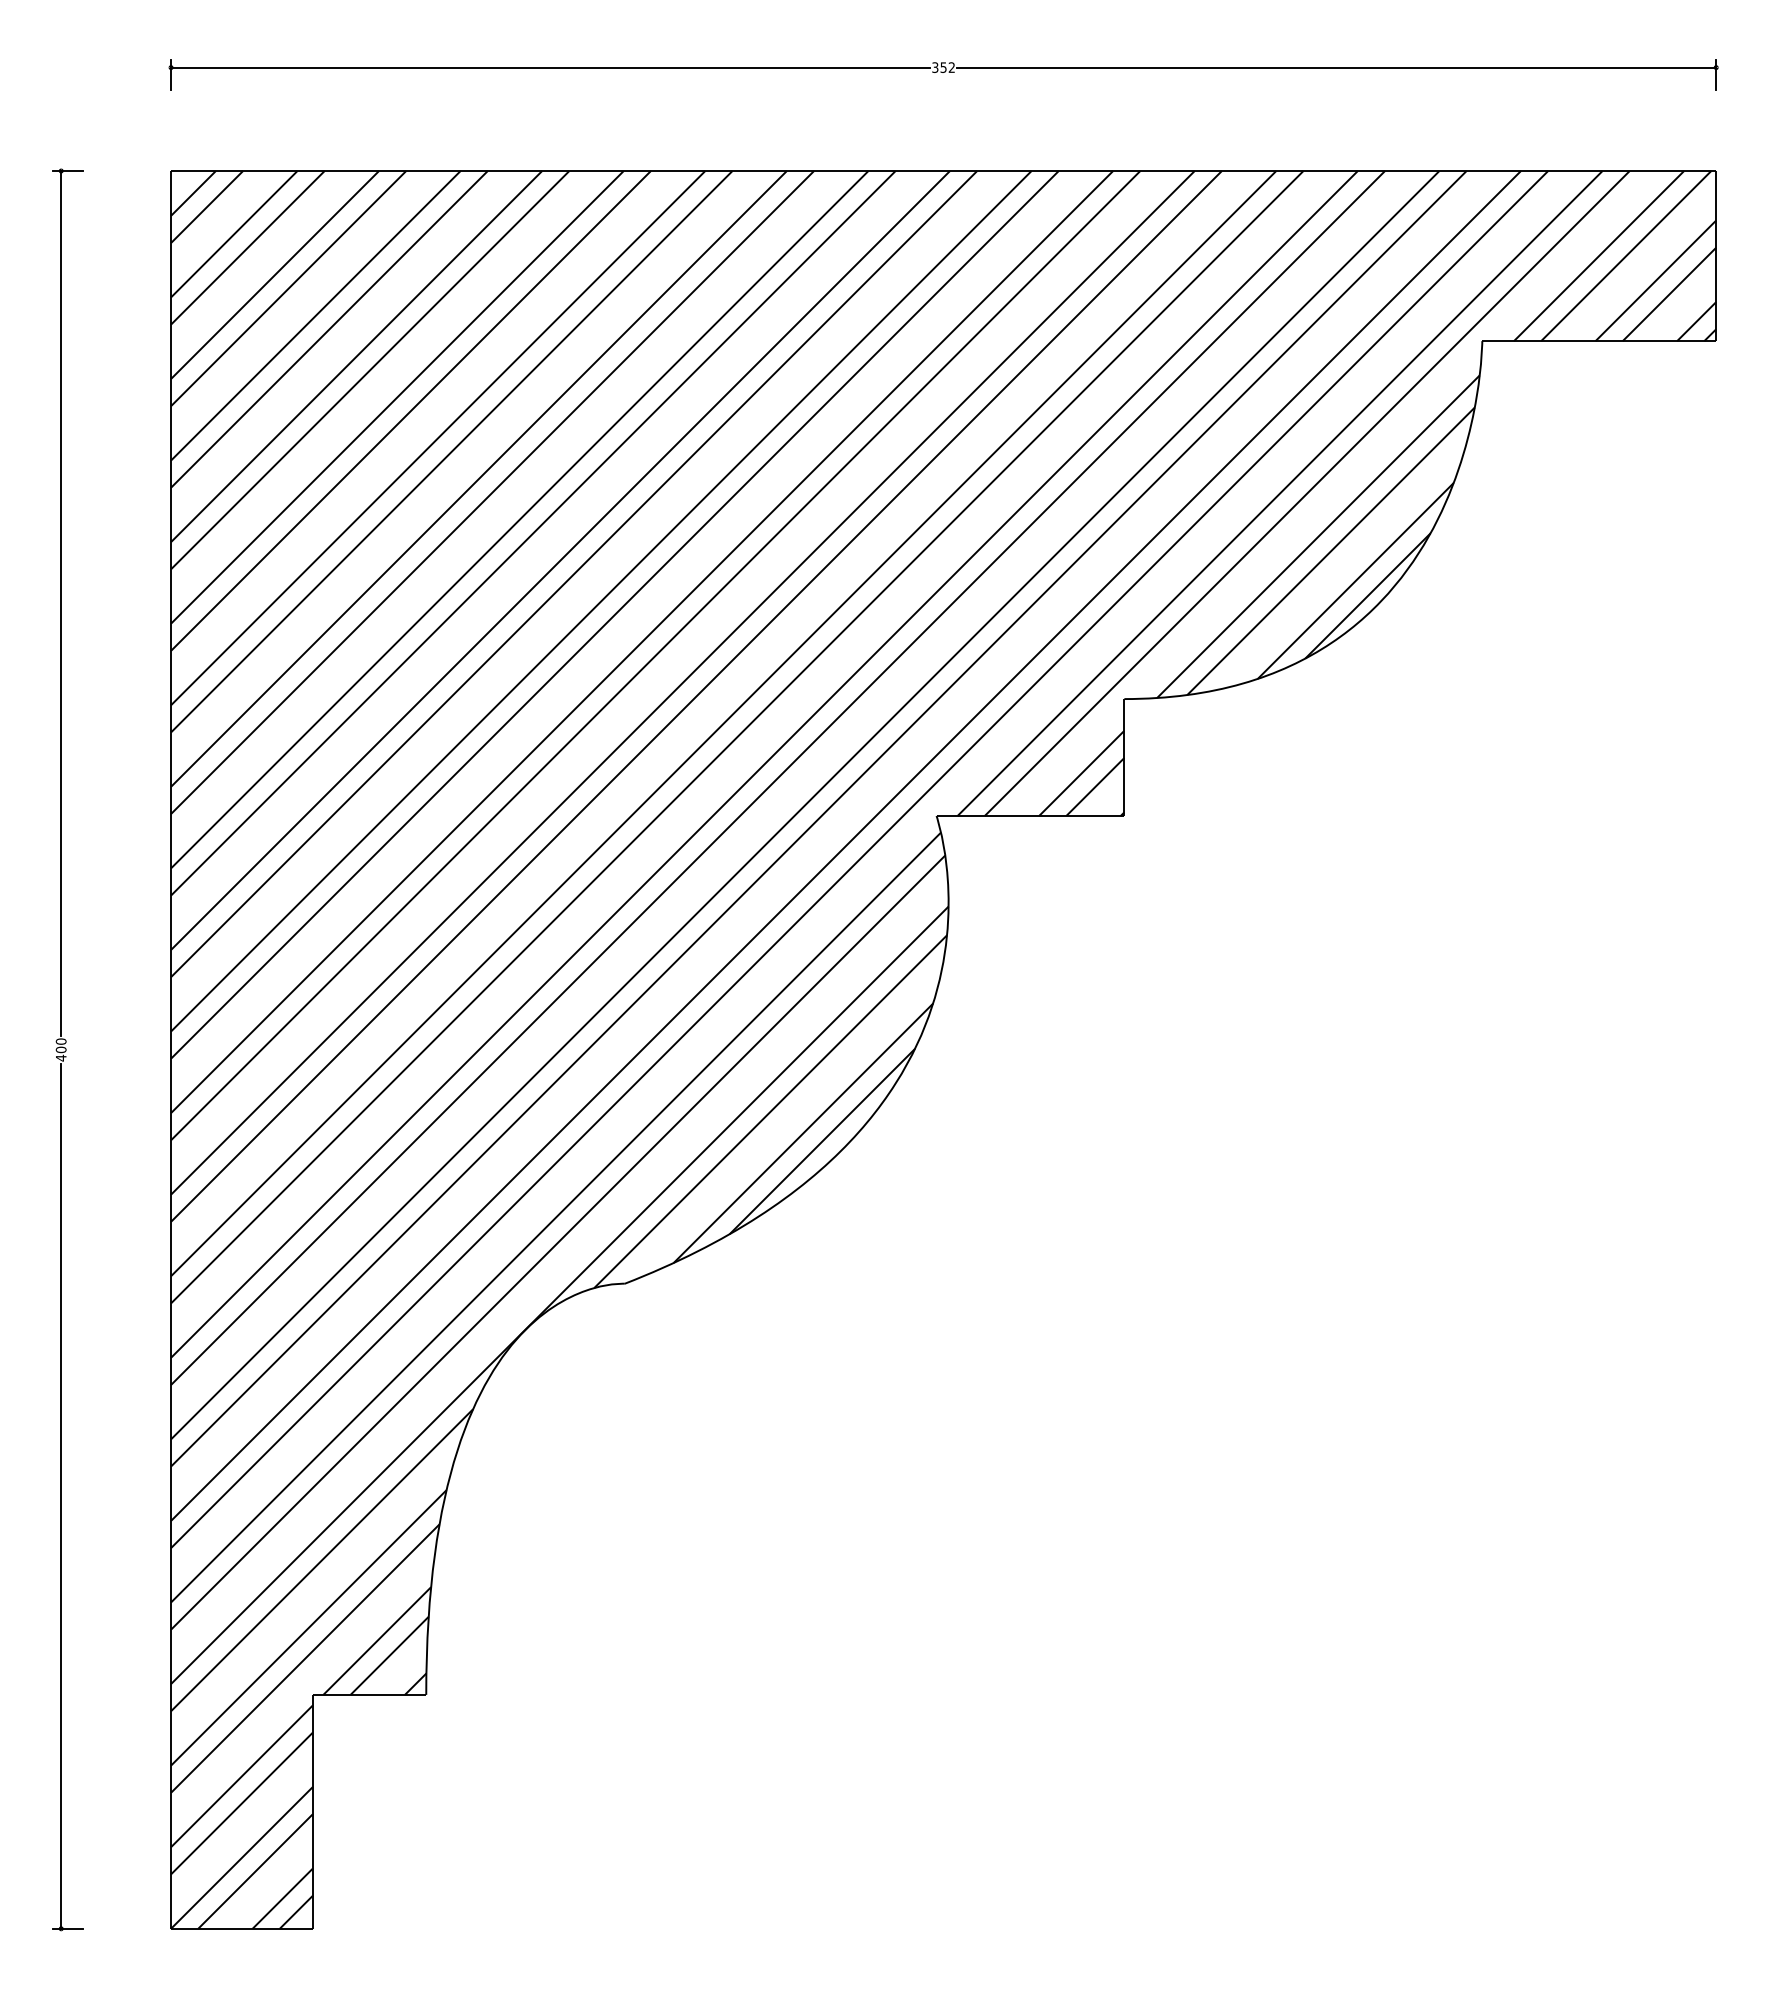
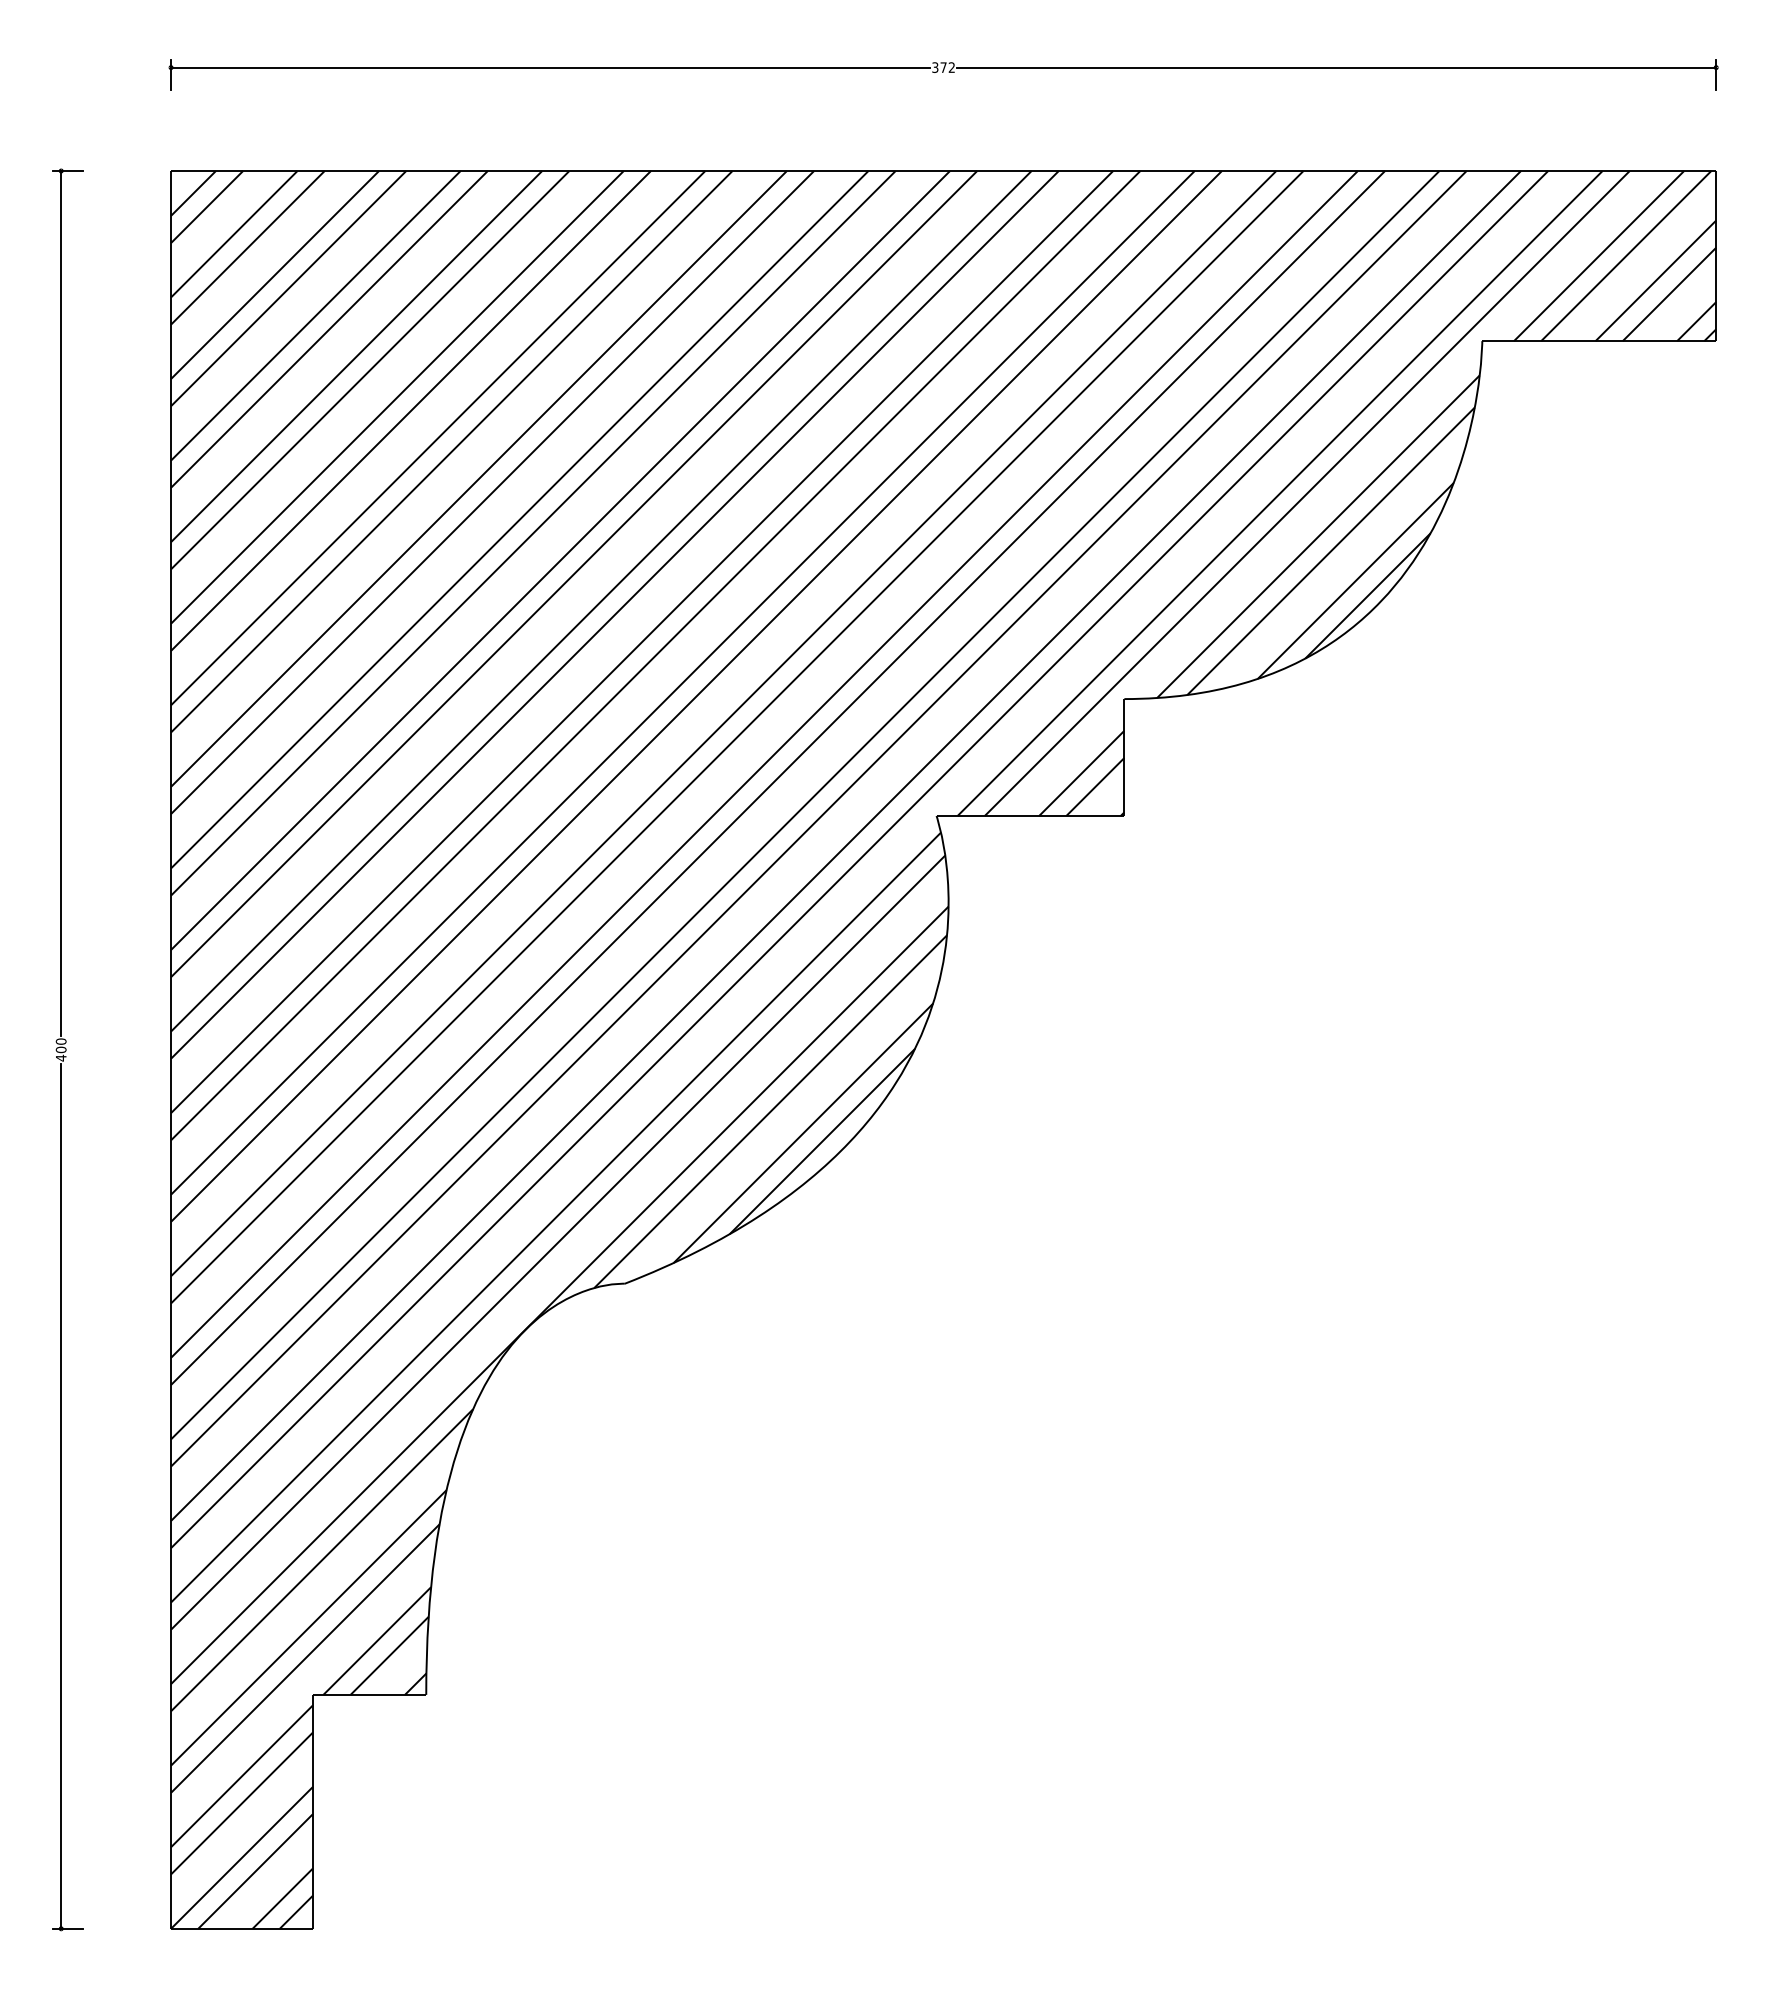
text: 352 -> 372 (943, 67)
